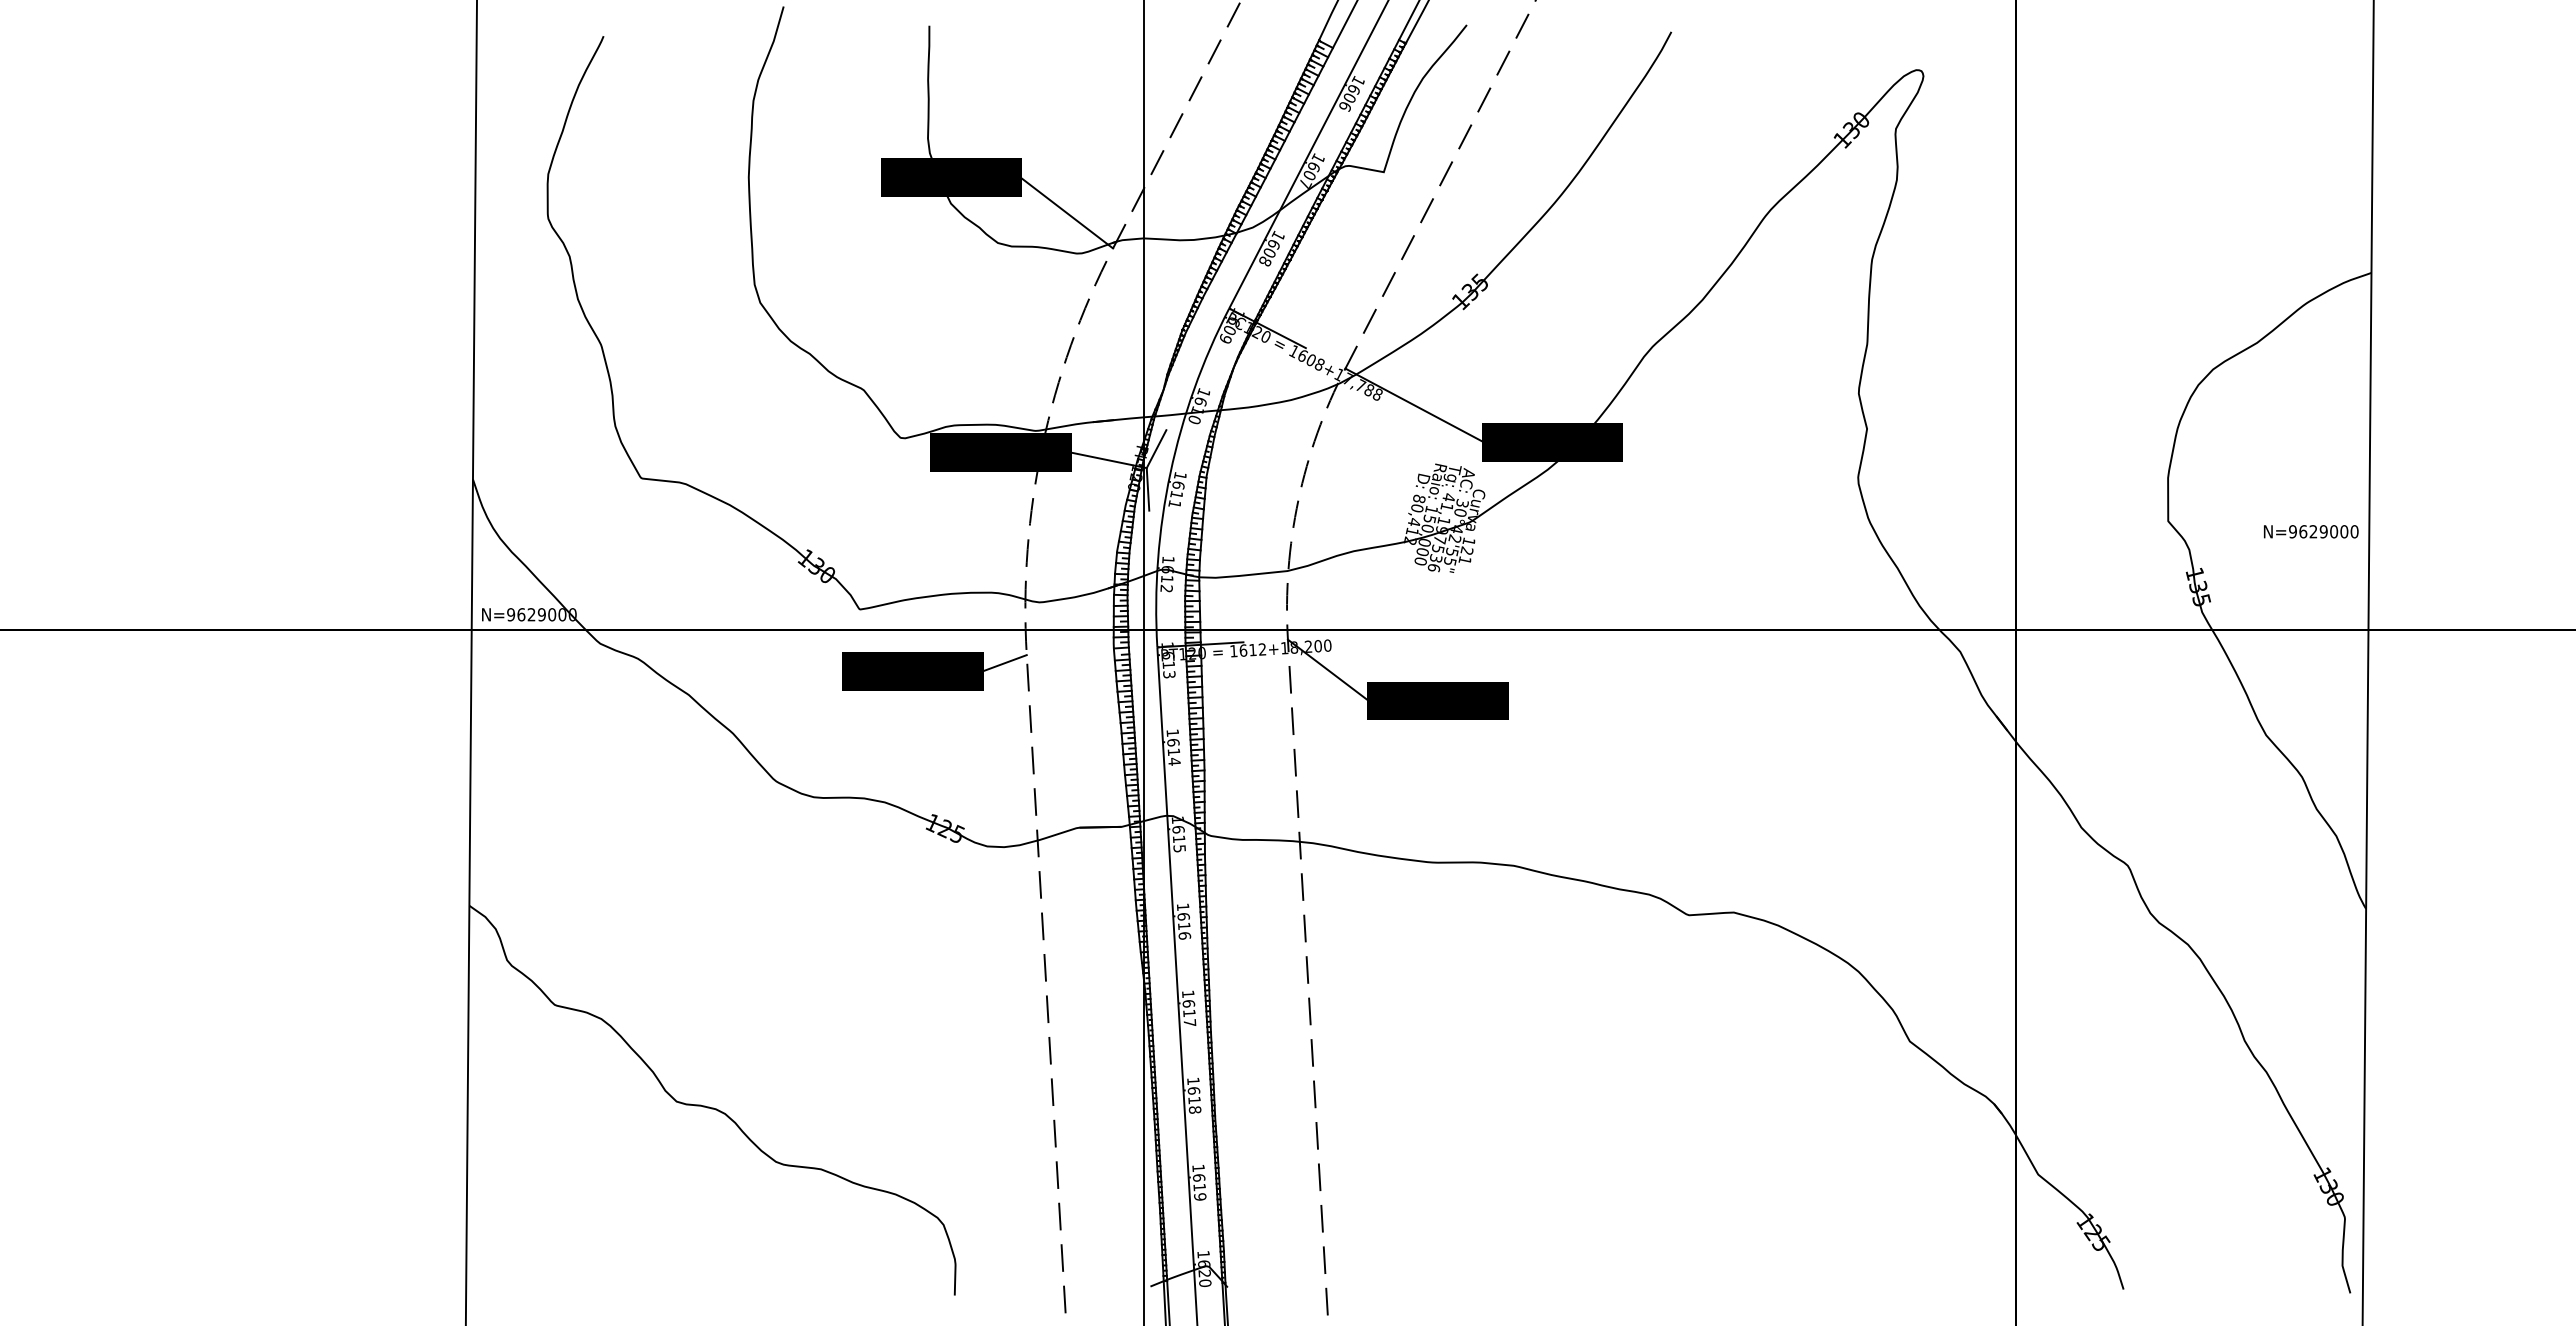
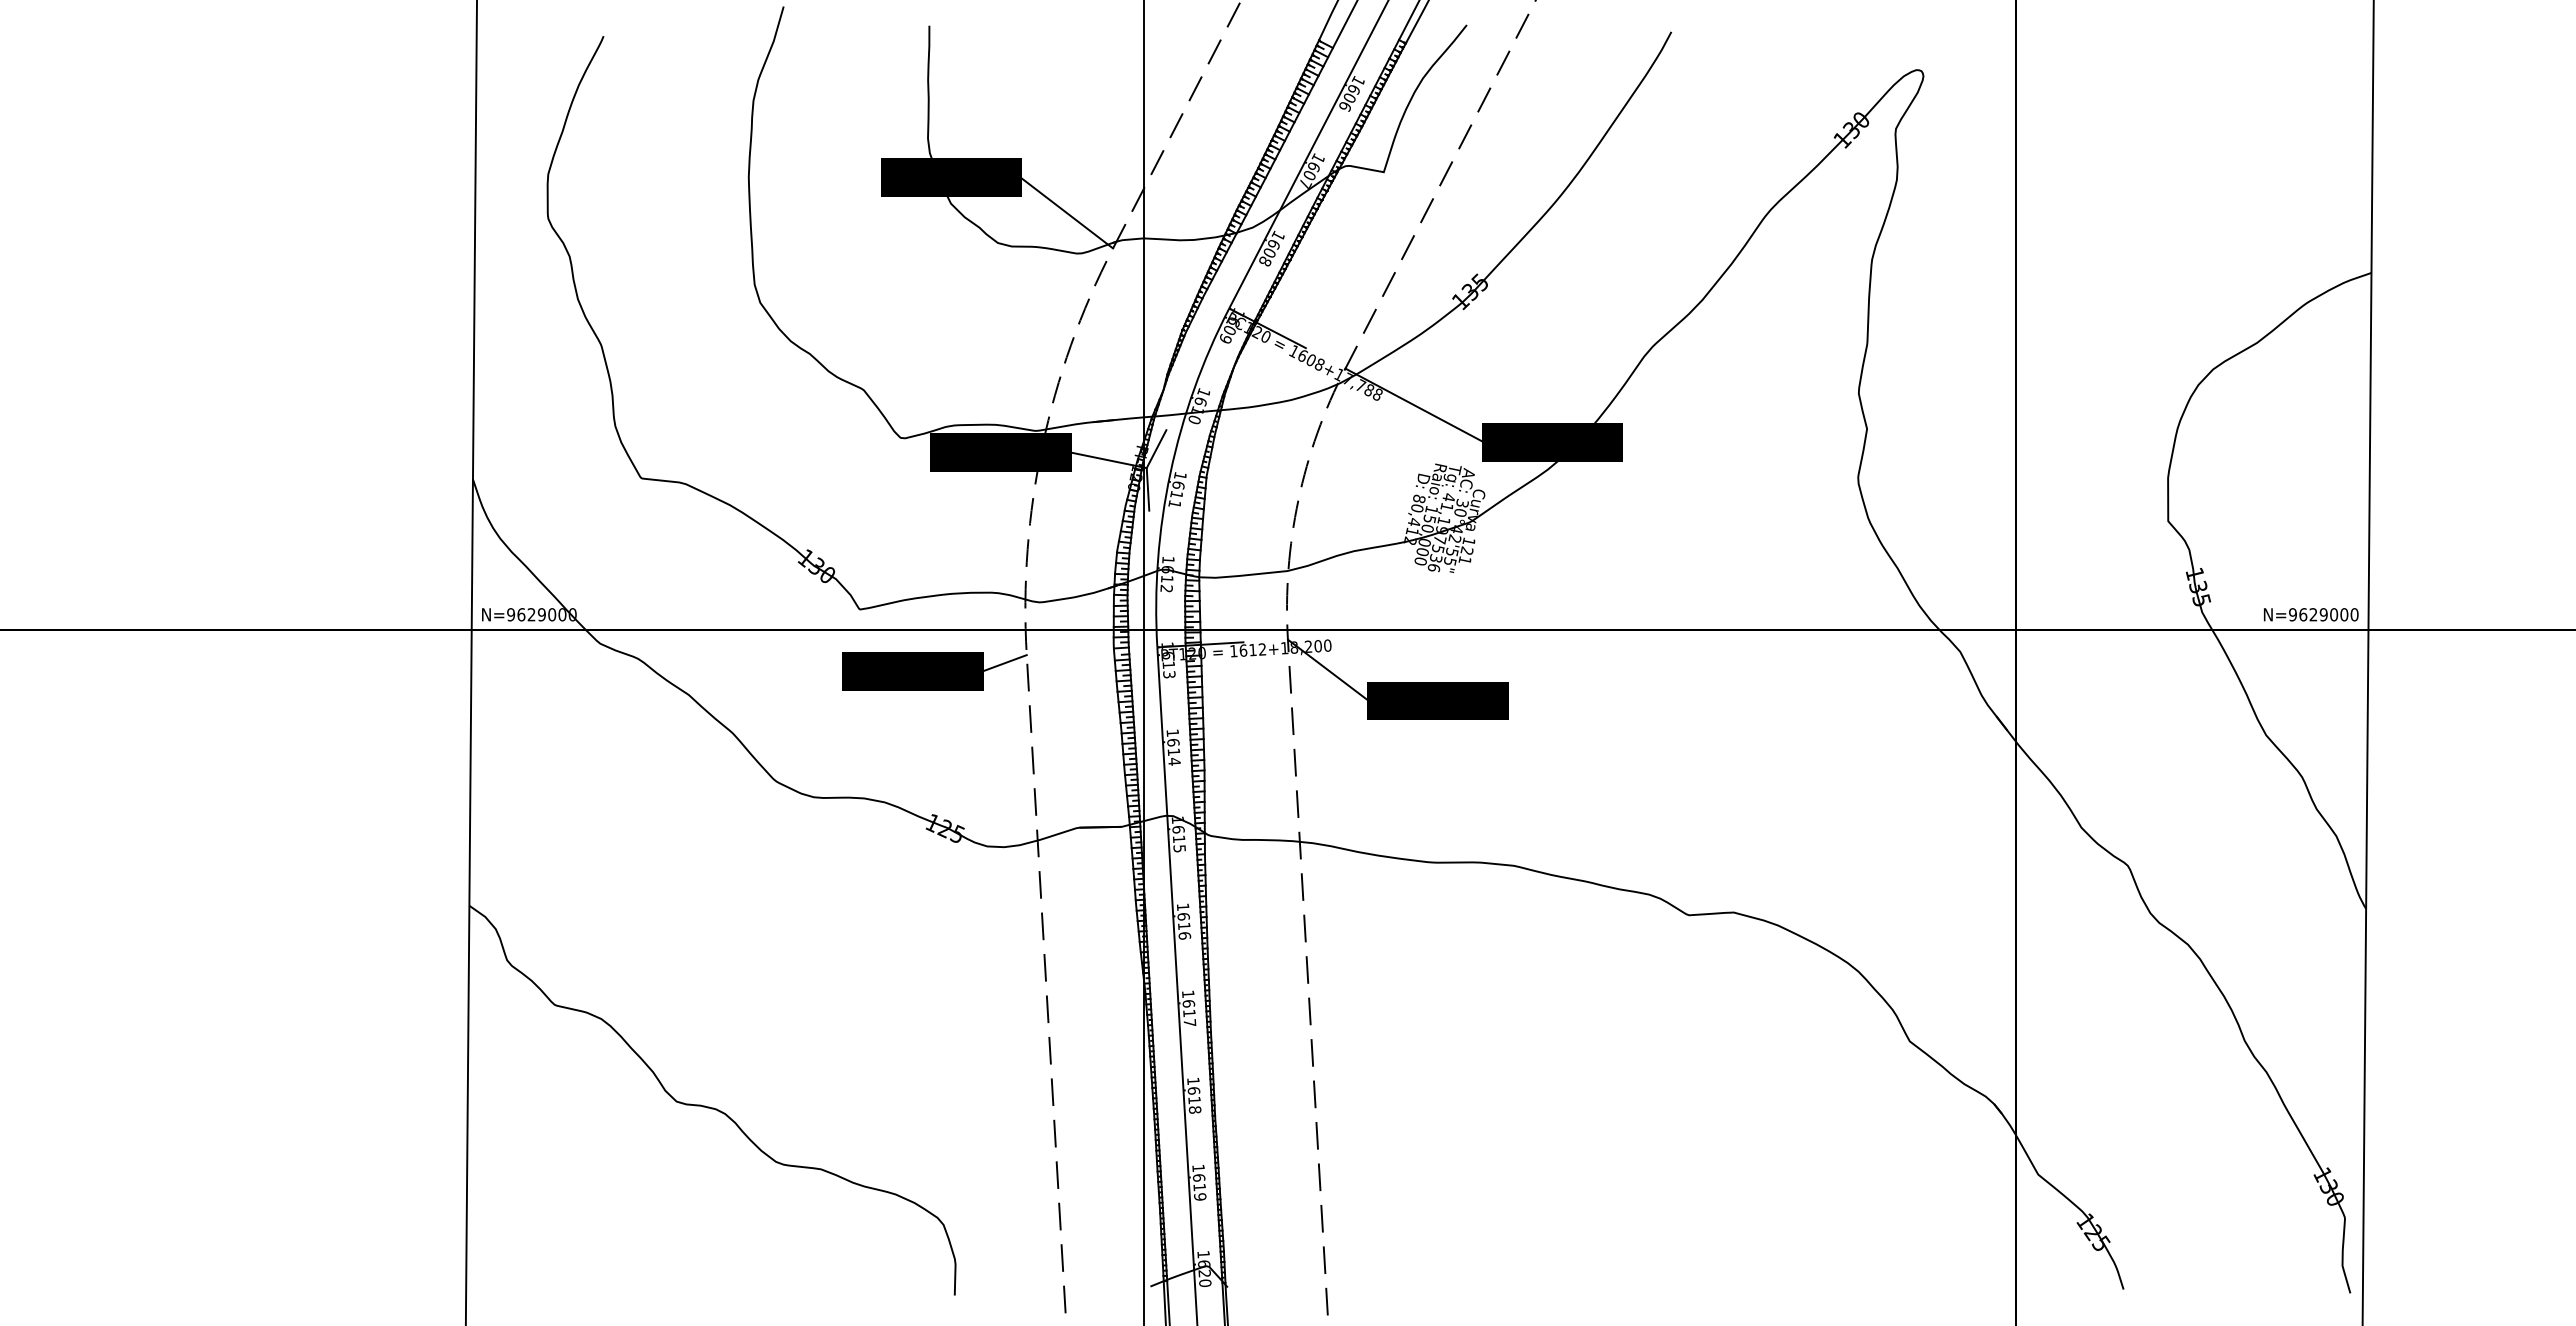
text position: (2311, 531) -> (2311, 614) (2311, 614)
